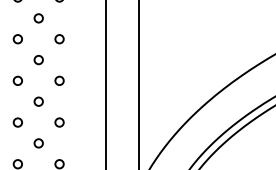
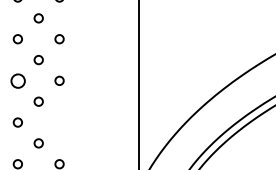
circle size: 11x11 px -> 16x16 px (17, 80)
line: present -> none (105, 84)
circle: present -> none (59, 122)
